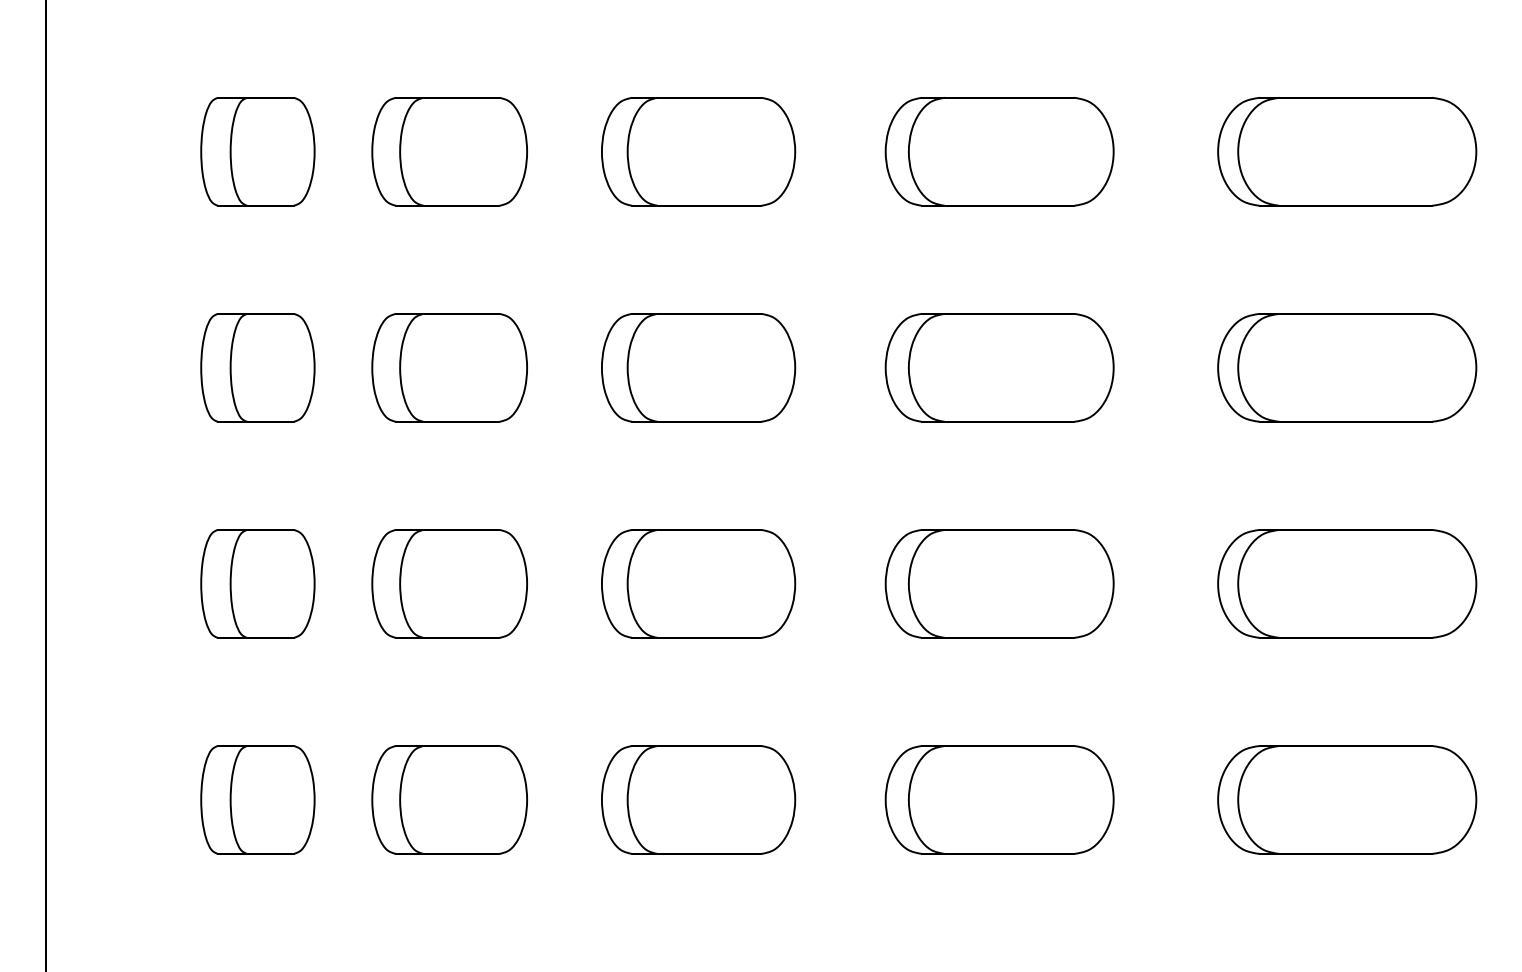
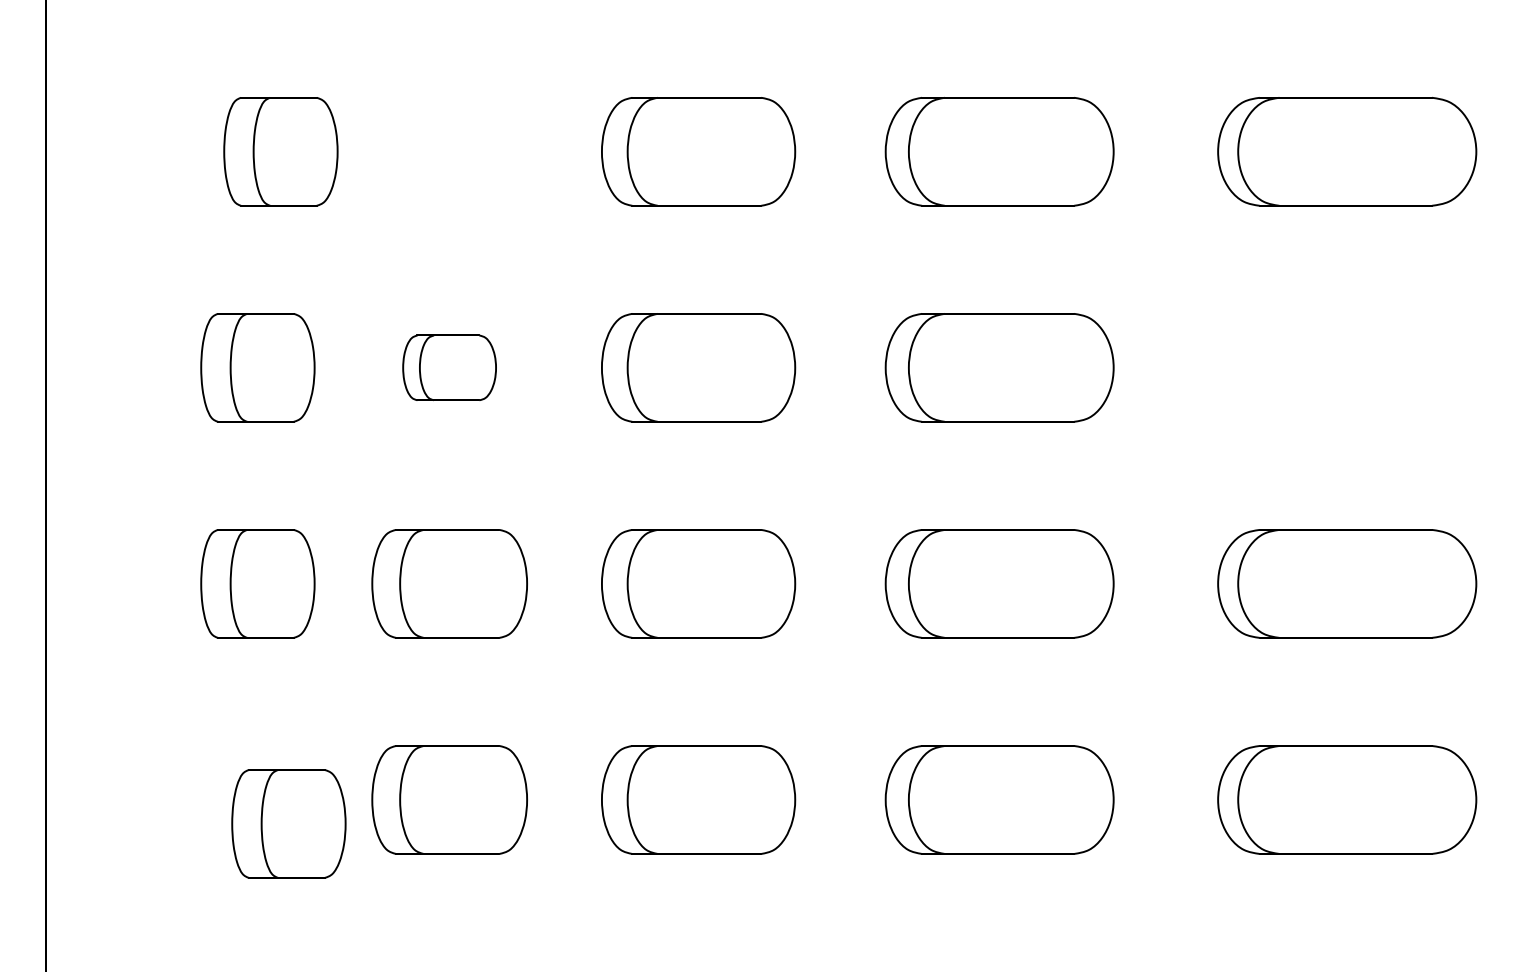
part position: (257, 151) -> (280, 151) (280, 151)
part: present -> none (449, 151)
part size: 157x110 px -> 95x67 px (449, 367)
part: present -> none (1347, 367)
part position: (257, 799) -> (288, 823) (288, 823)
